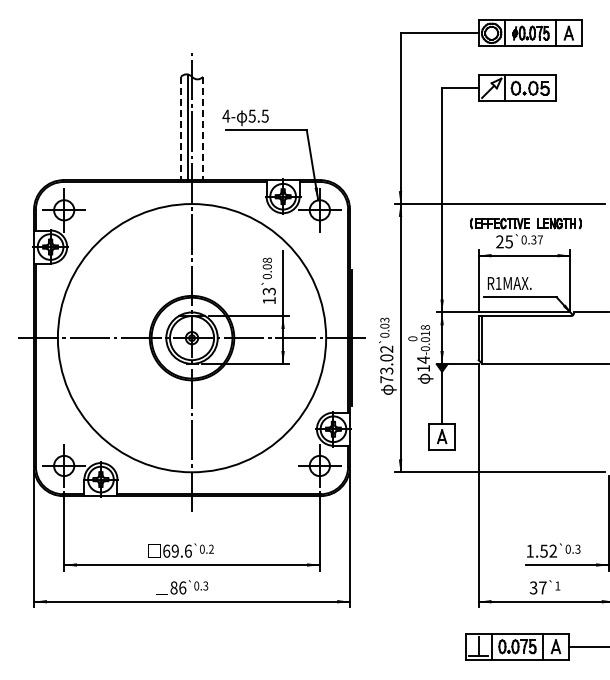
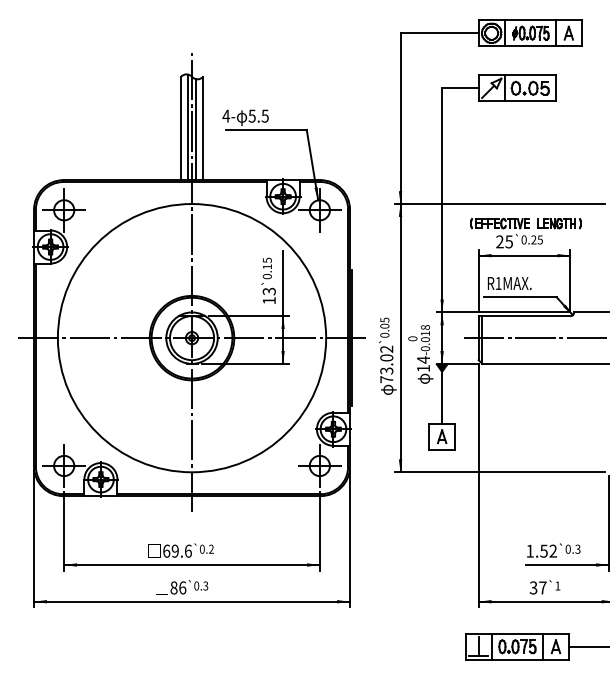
line: dashed -> solid (181, 128)
line: dashed -> solid (203, 128)
line: none -> present (195, 129)
text: 0.37 -> 0.25 (536, 239)
text: 0.08 -> 0.15 (266, 263)
text: 0.03 -> 0.05 (384, 319)
line: none -> present (534, 338)
